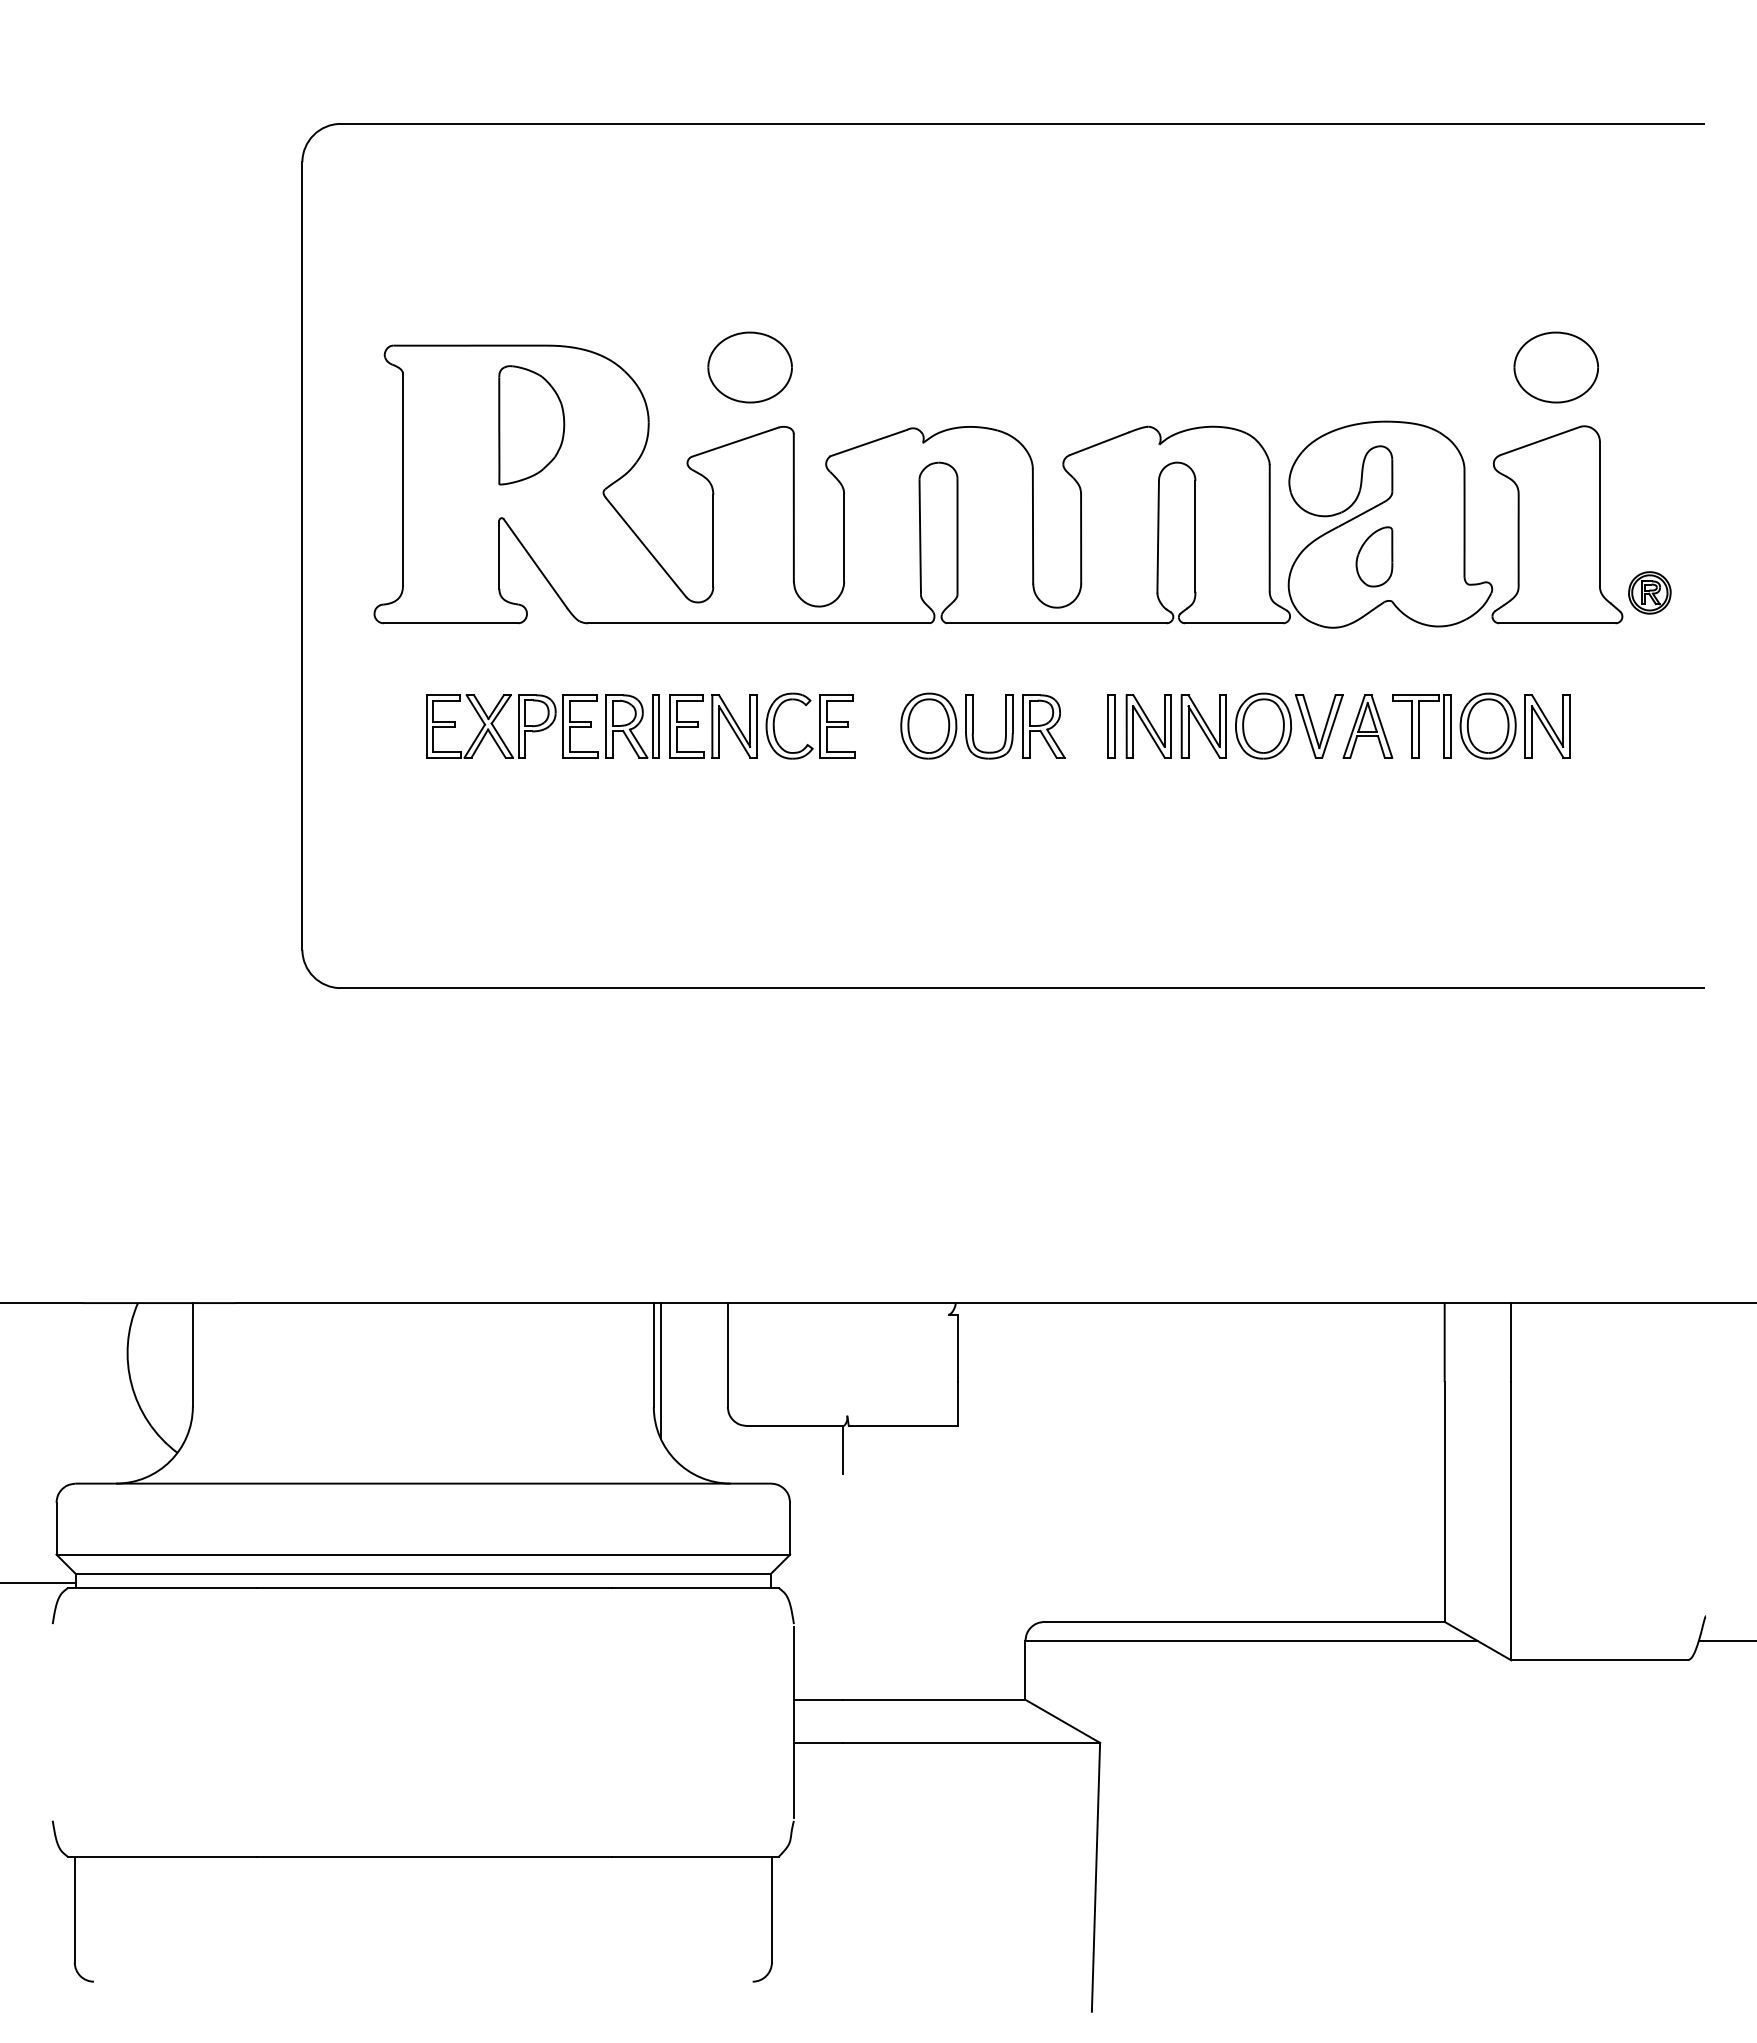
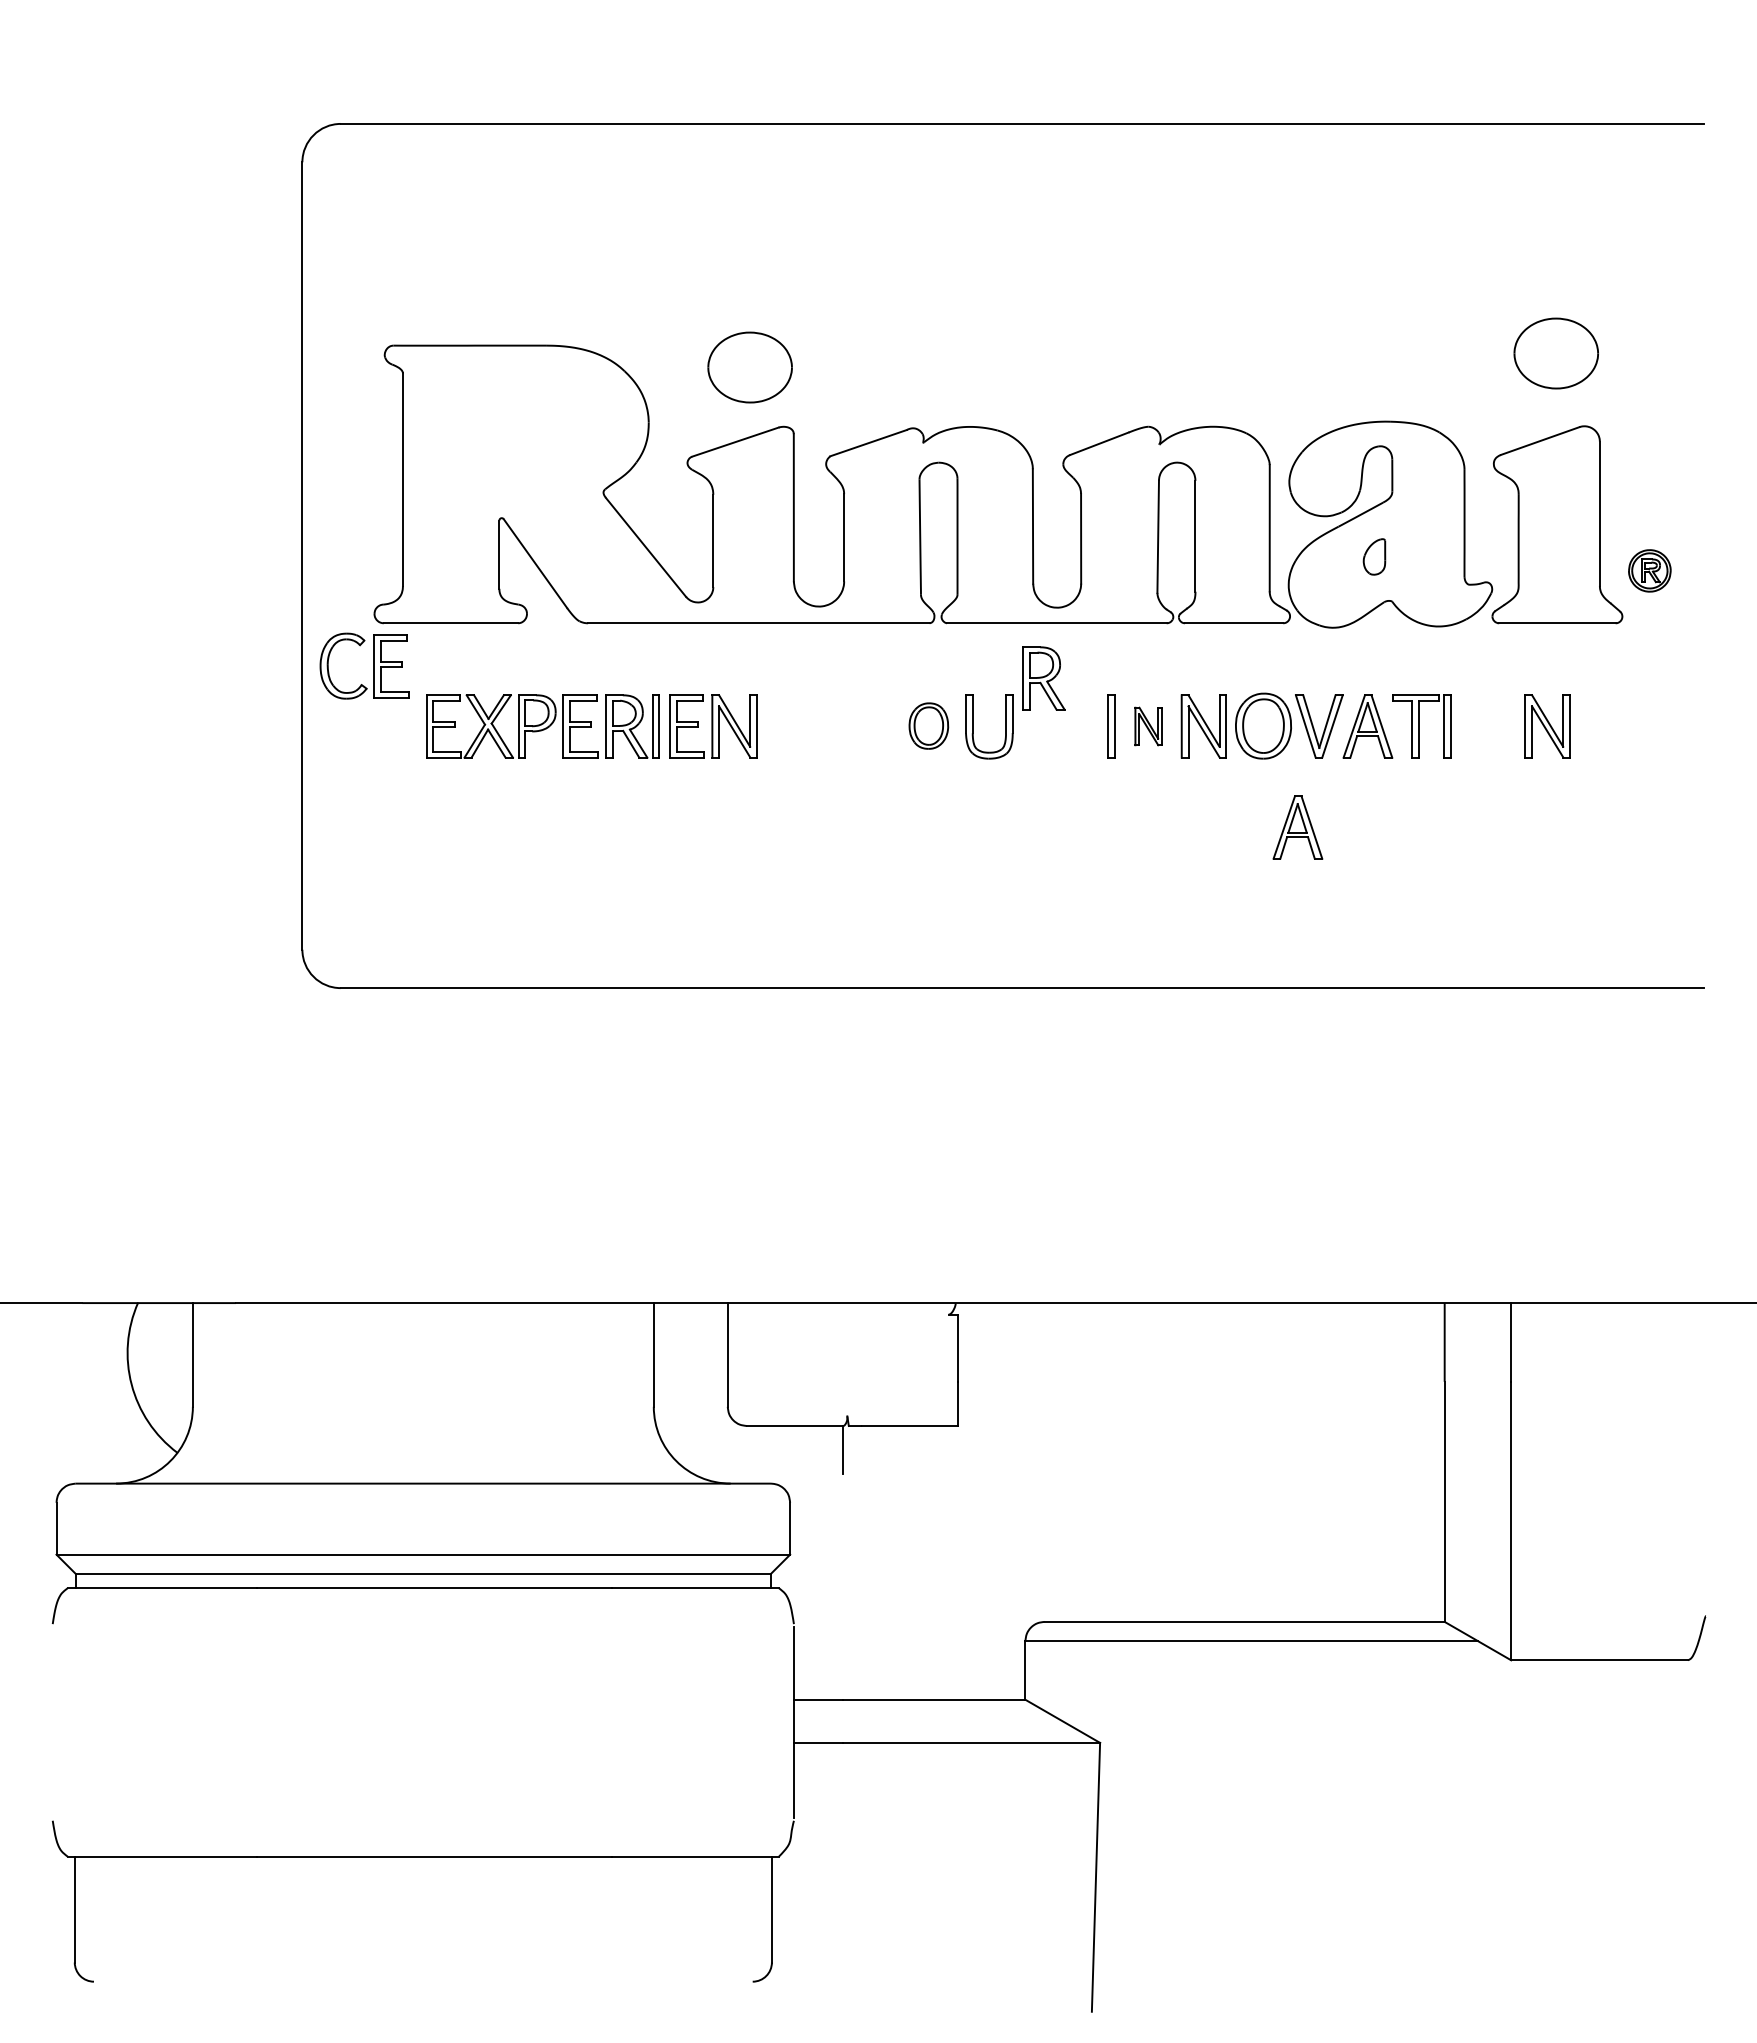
part position: (1555, 367) -> (1555, 353) (1555, 353)
part: present -> none (531, 425)
part size: 39x62 px -> 25x38 px (1374, 556)
part position: (1649, 592) -> (1649, 570) (1649, 570)
part position: (819, 725) -> (373, 665) (373, 665)
part size: 58x68 px -> 42x48 px (928, 725)
part: present -> none (1487, 725)
part position: (1043, 726) -> (1043, 678) (1043, 678)
part size: 47x65 px -> 29x41 px (1148, 726)
part: none -> present (1297, 827)
line: present -> none (660, 1370)
line: present -> none (38, 1583)
line: present -> none (1725, 1641)
